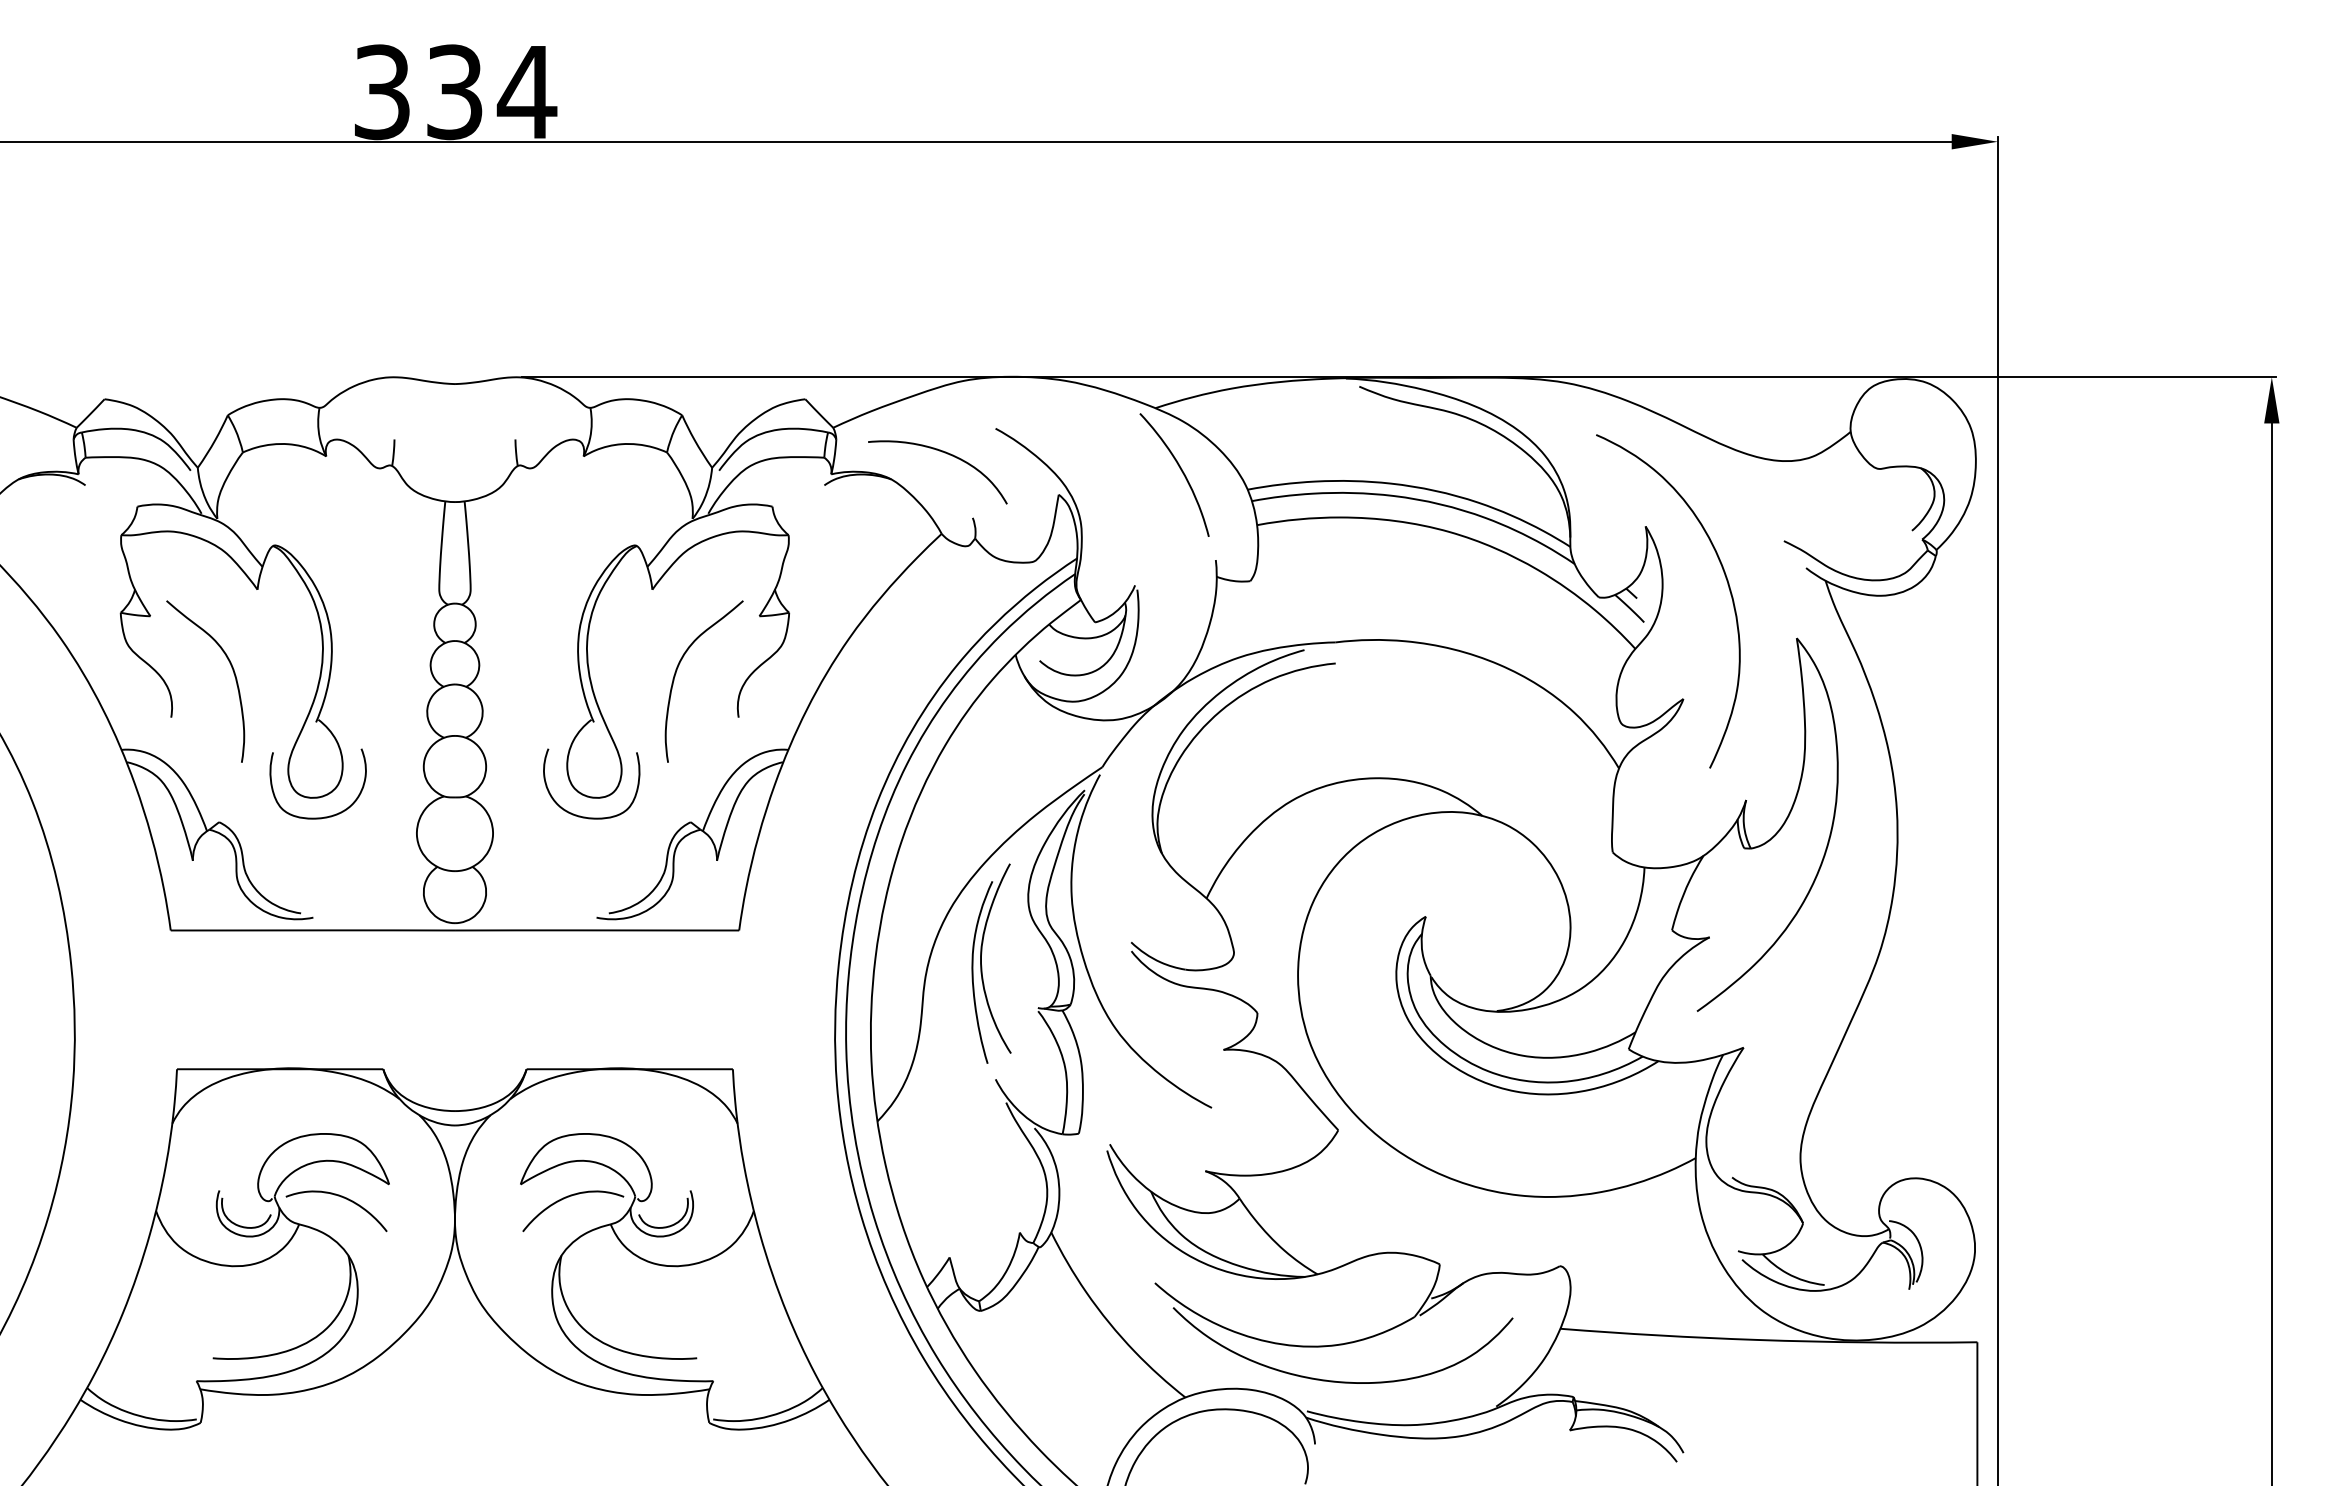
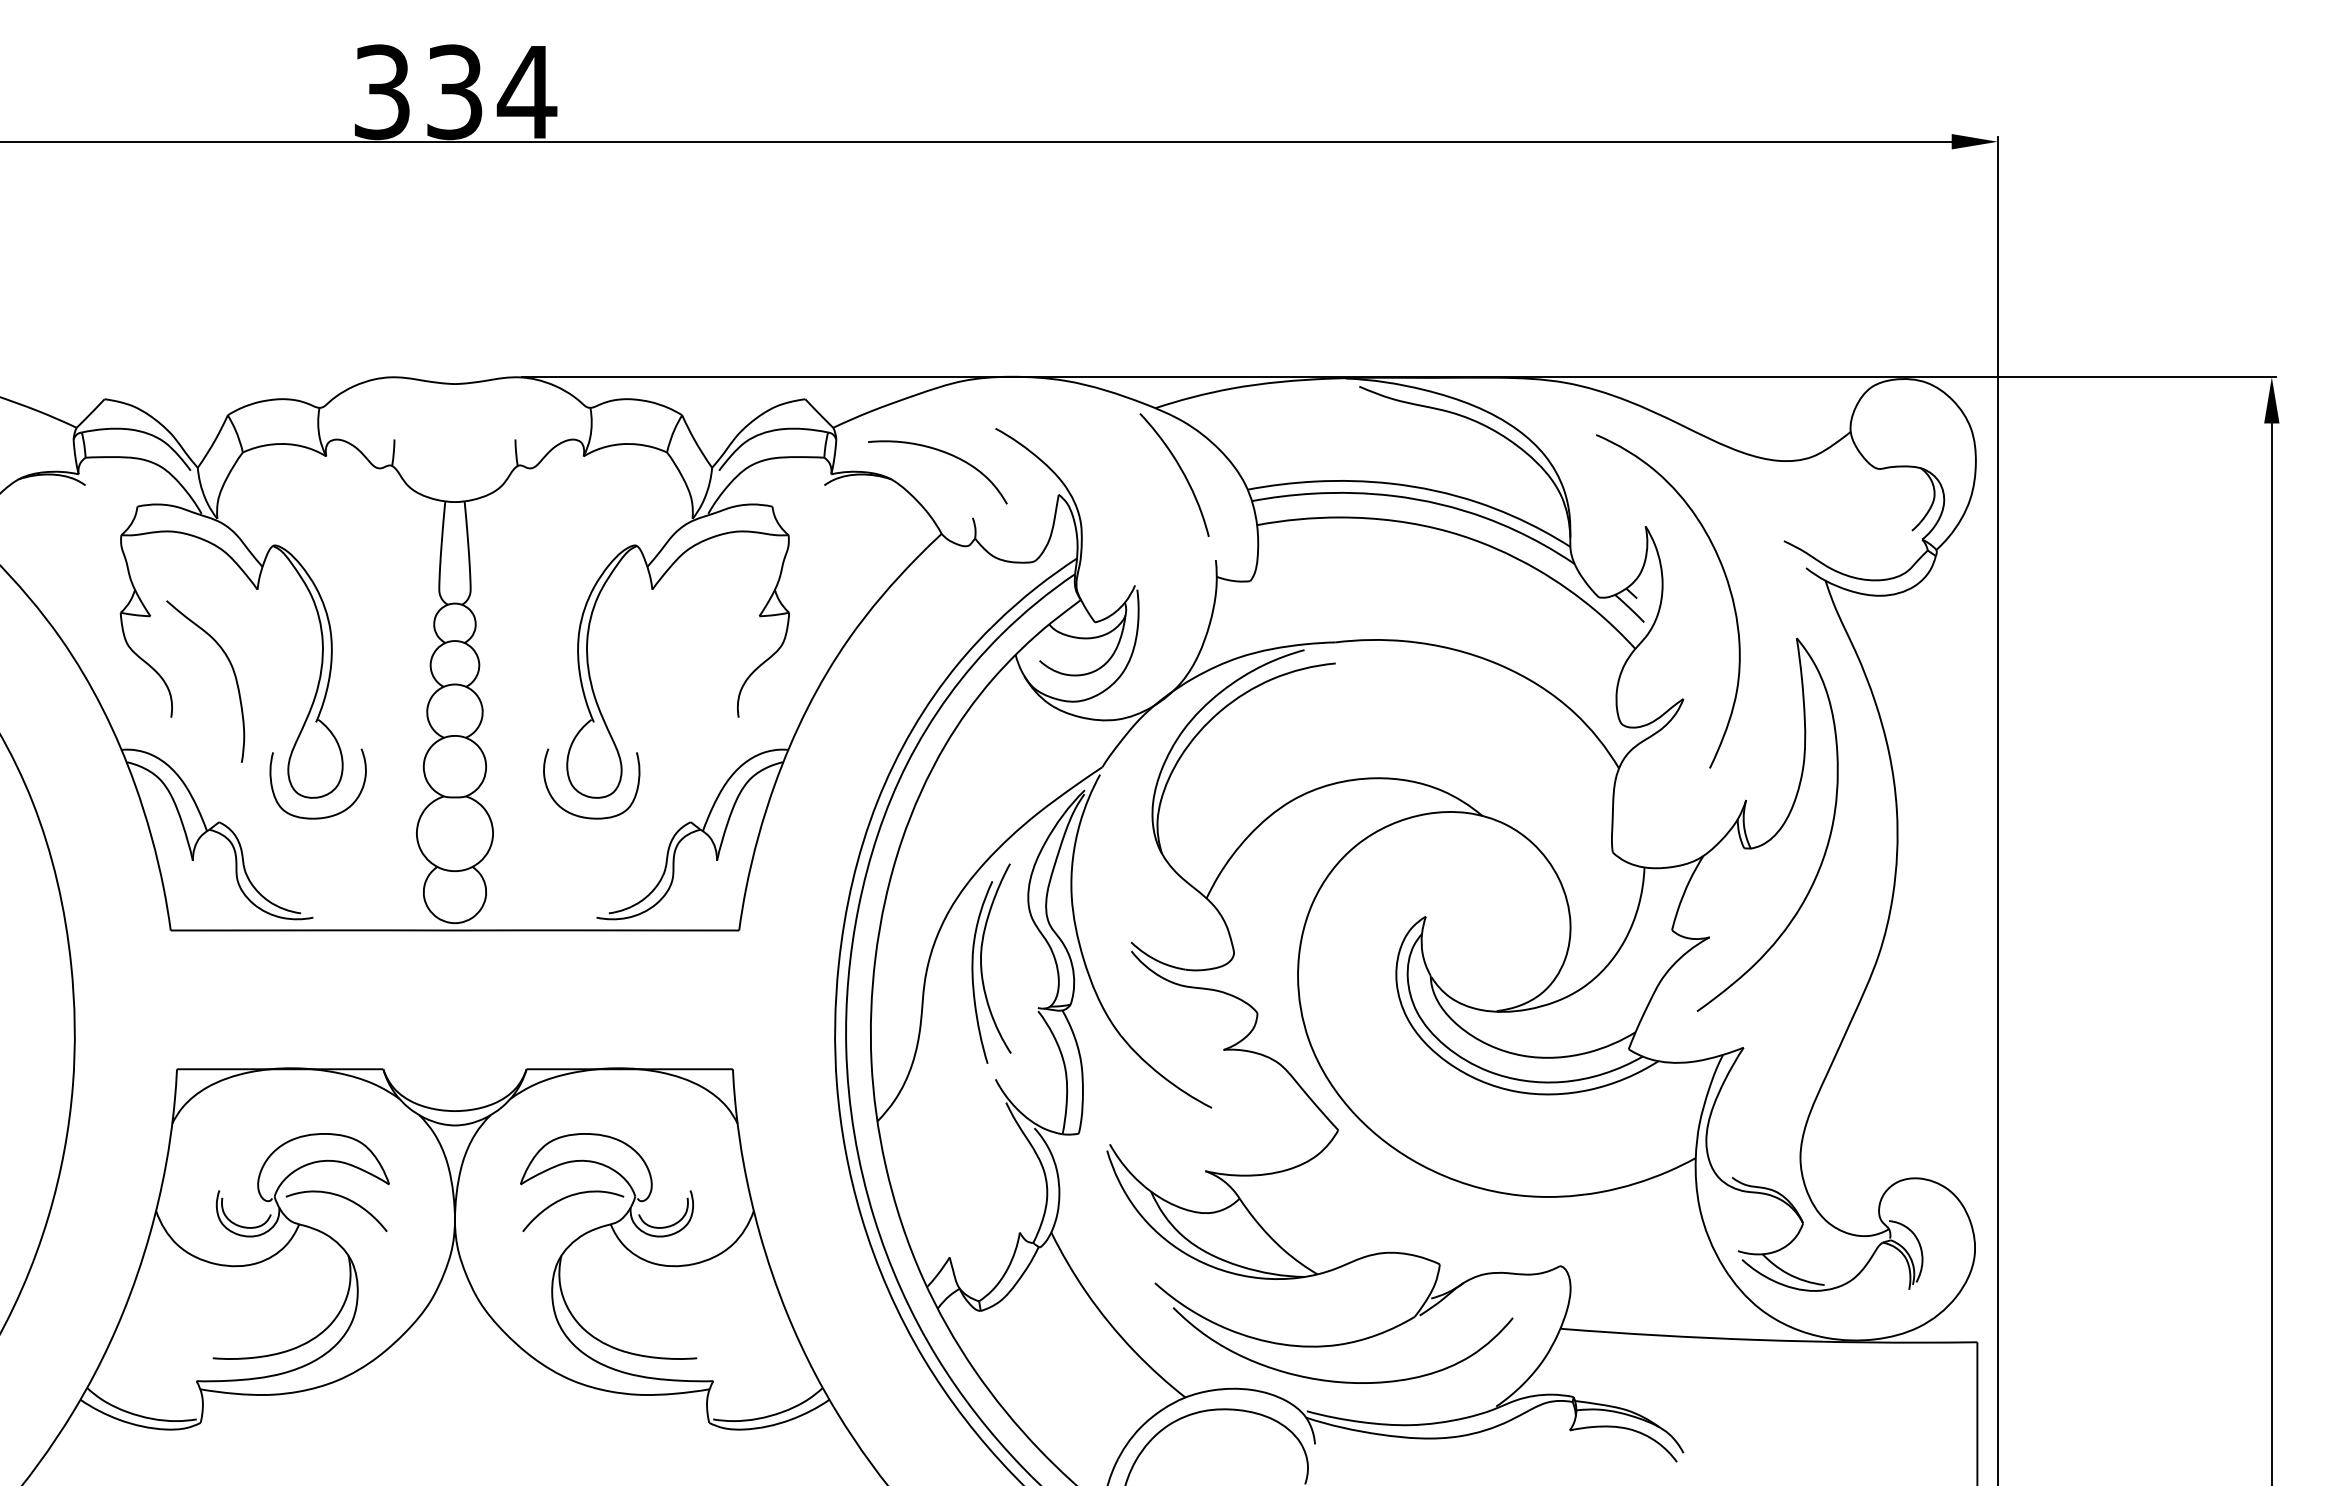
curve: present -> none (676, 673)
